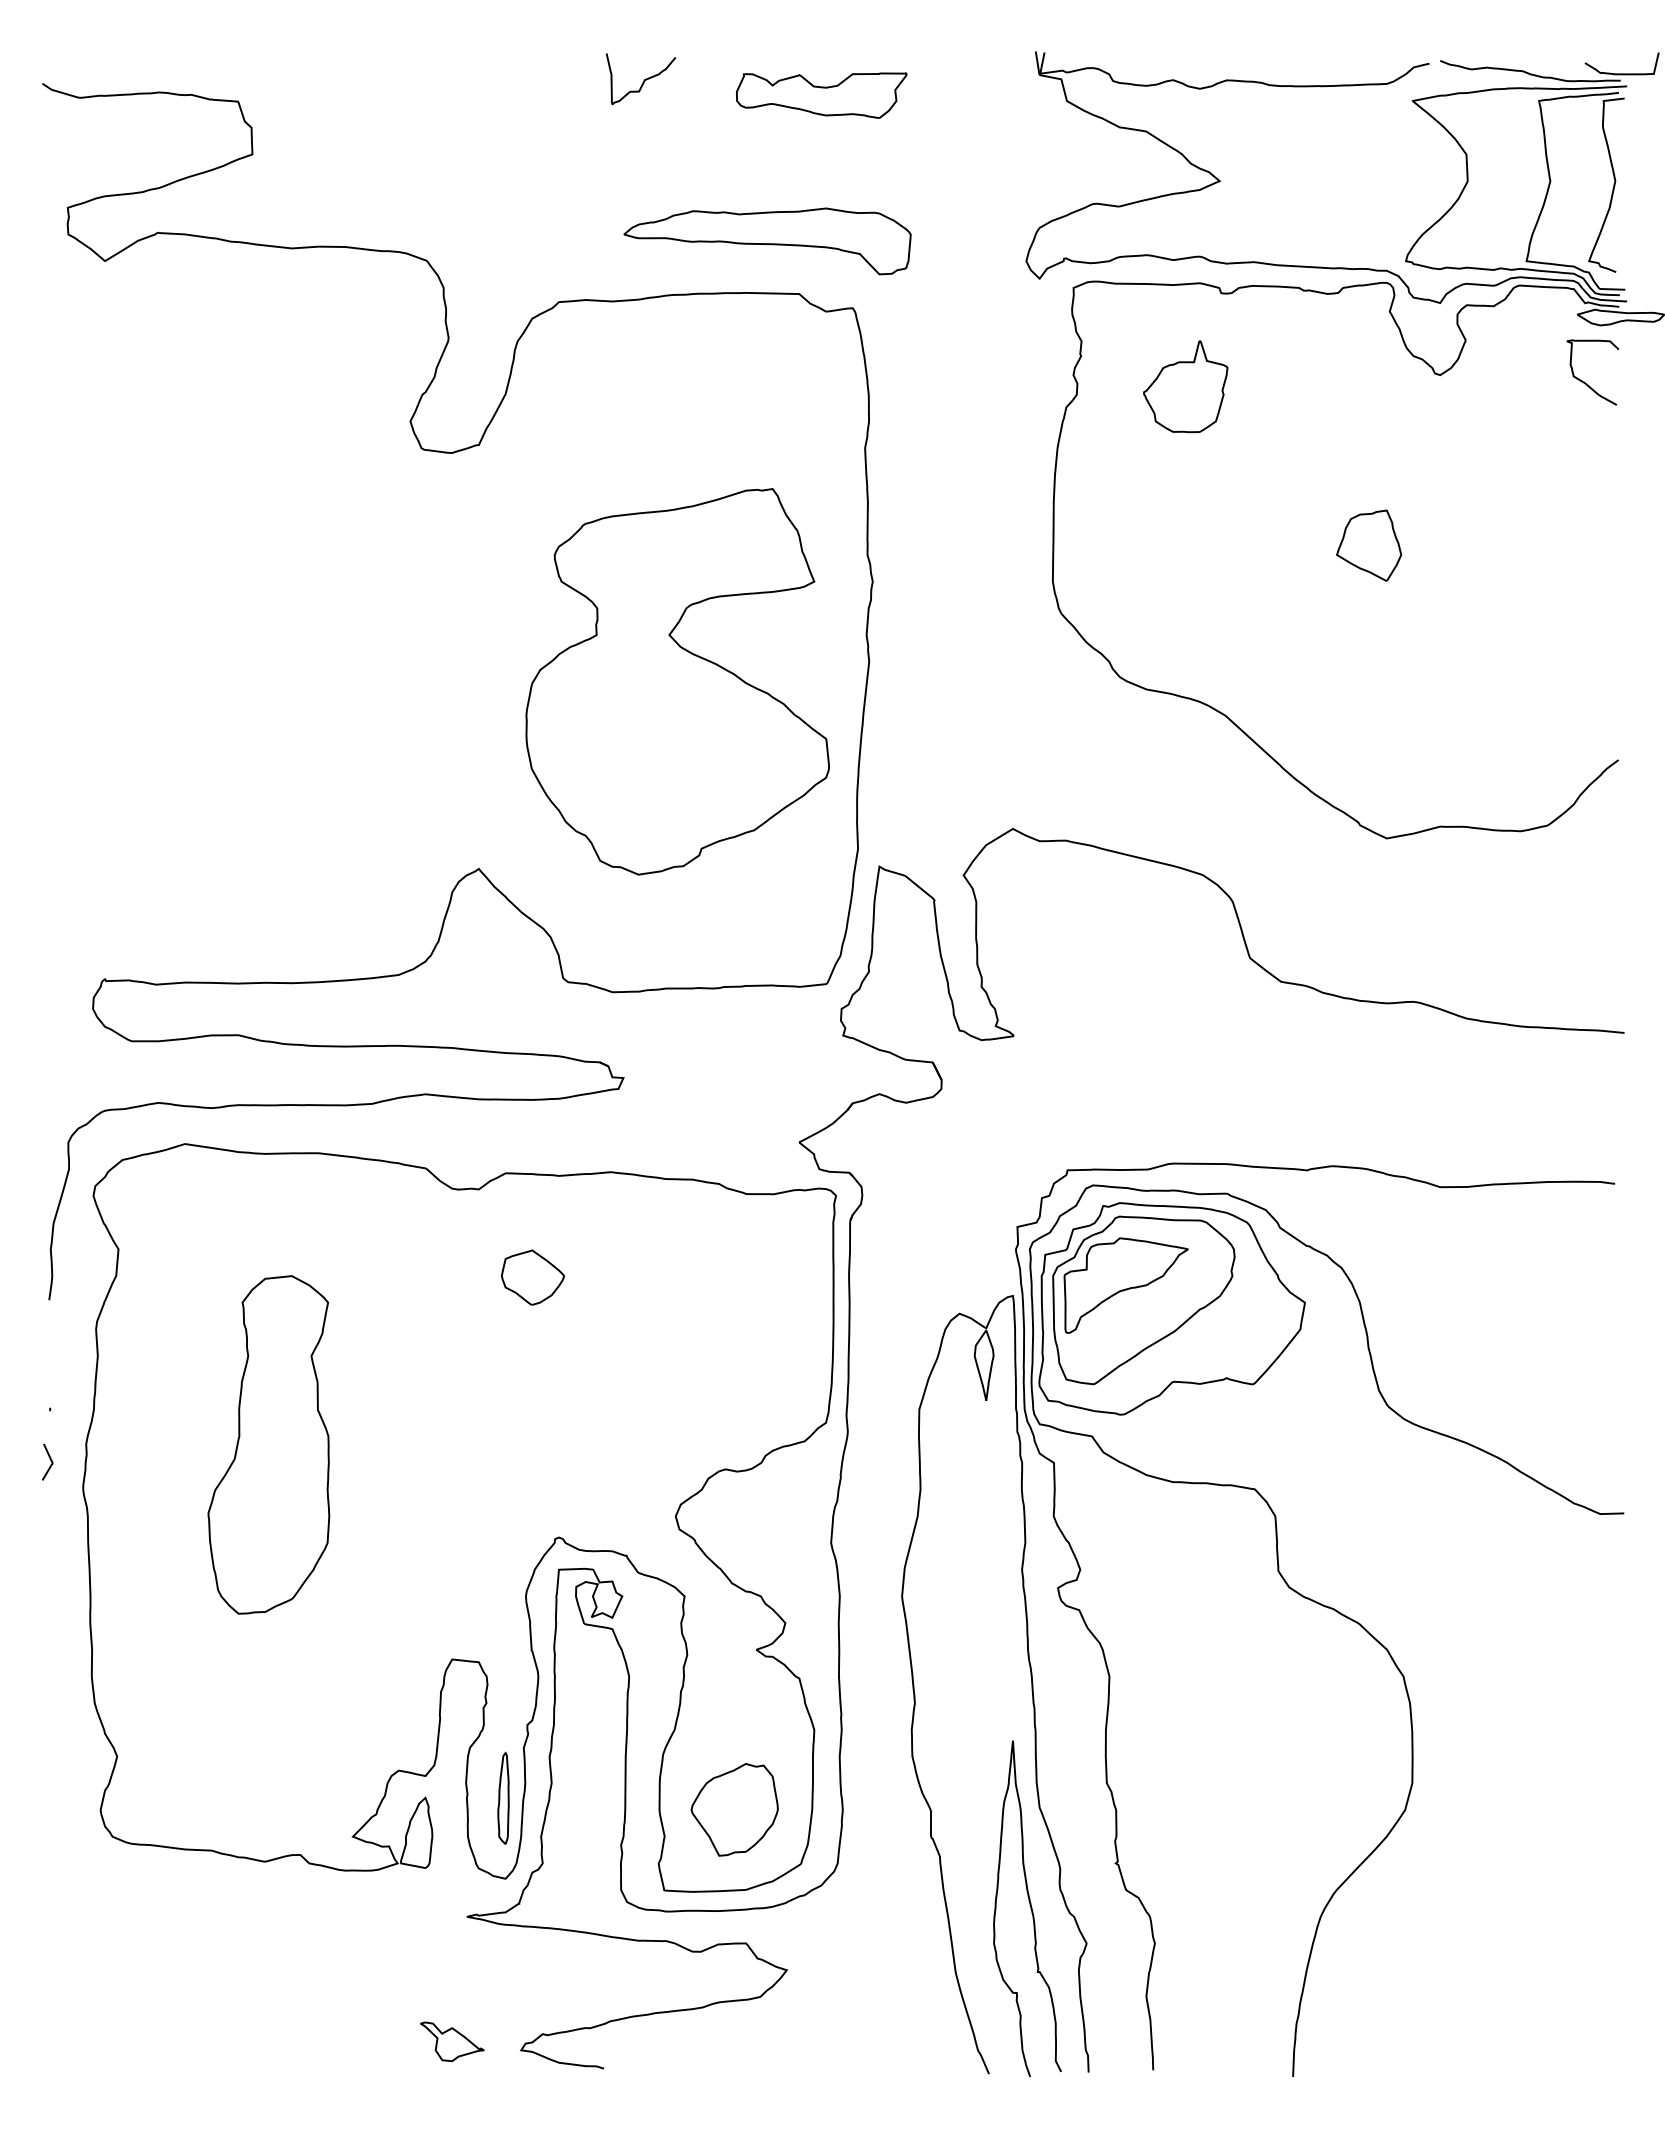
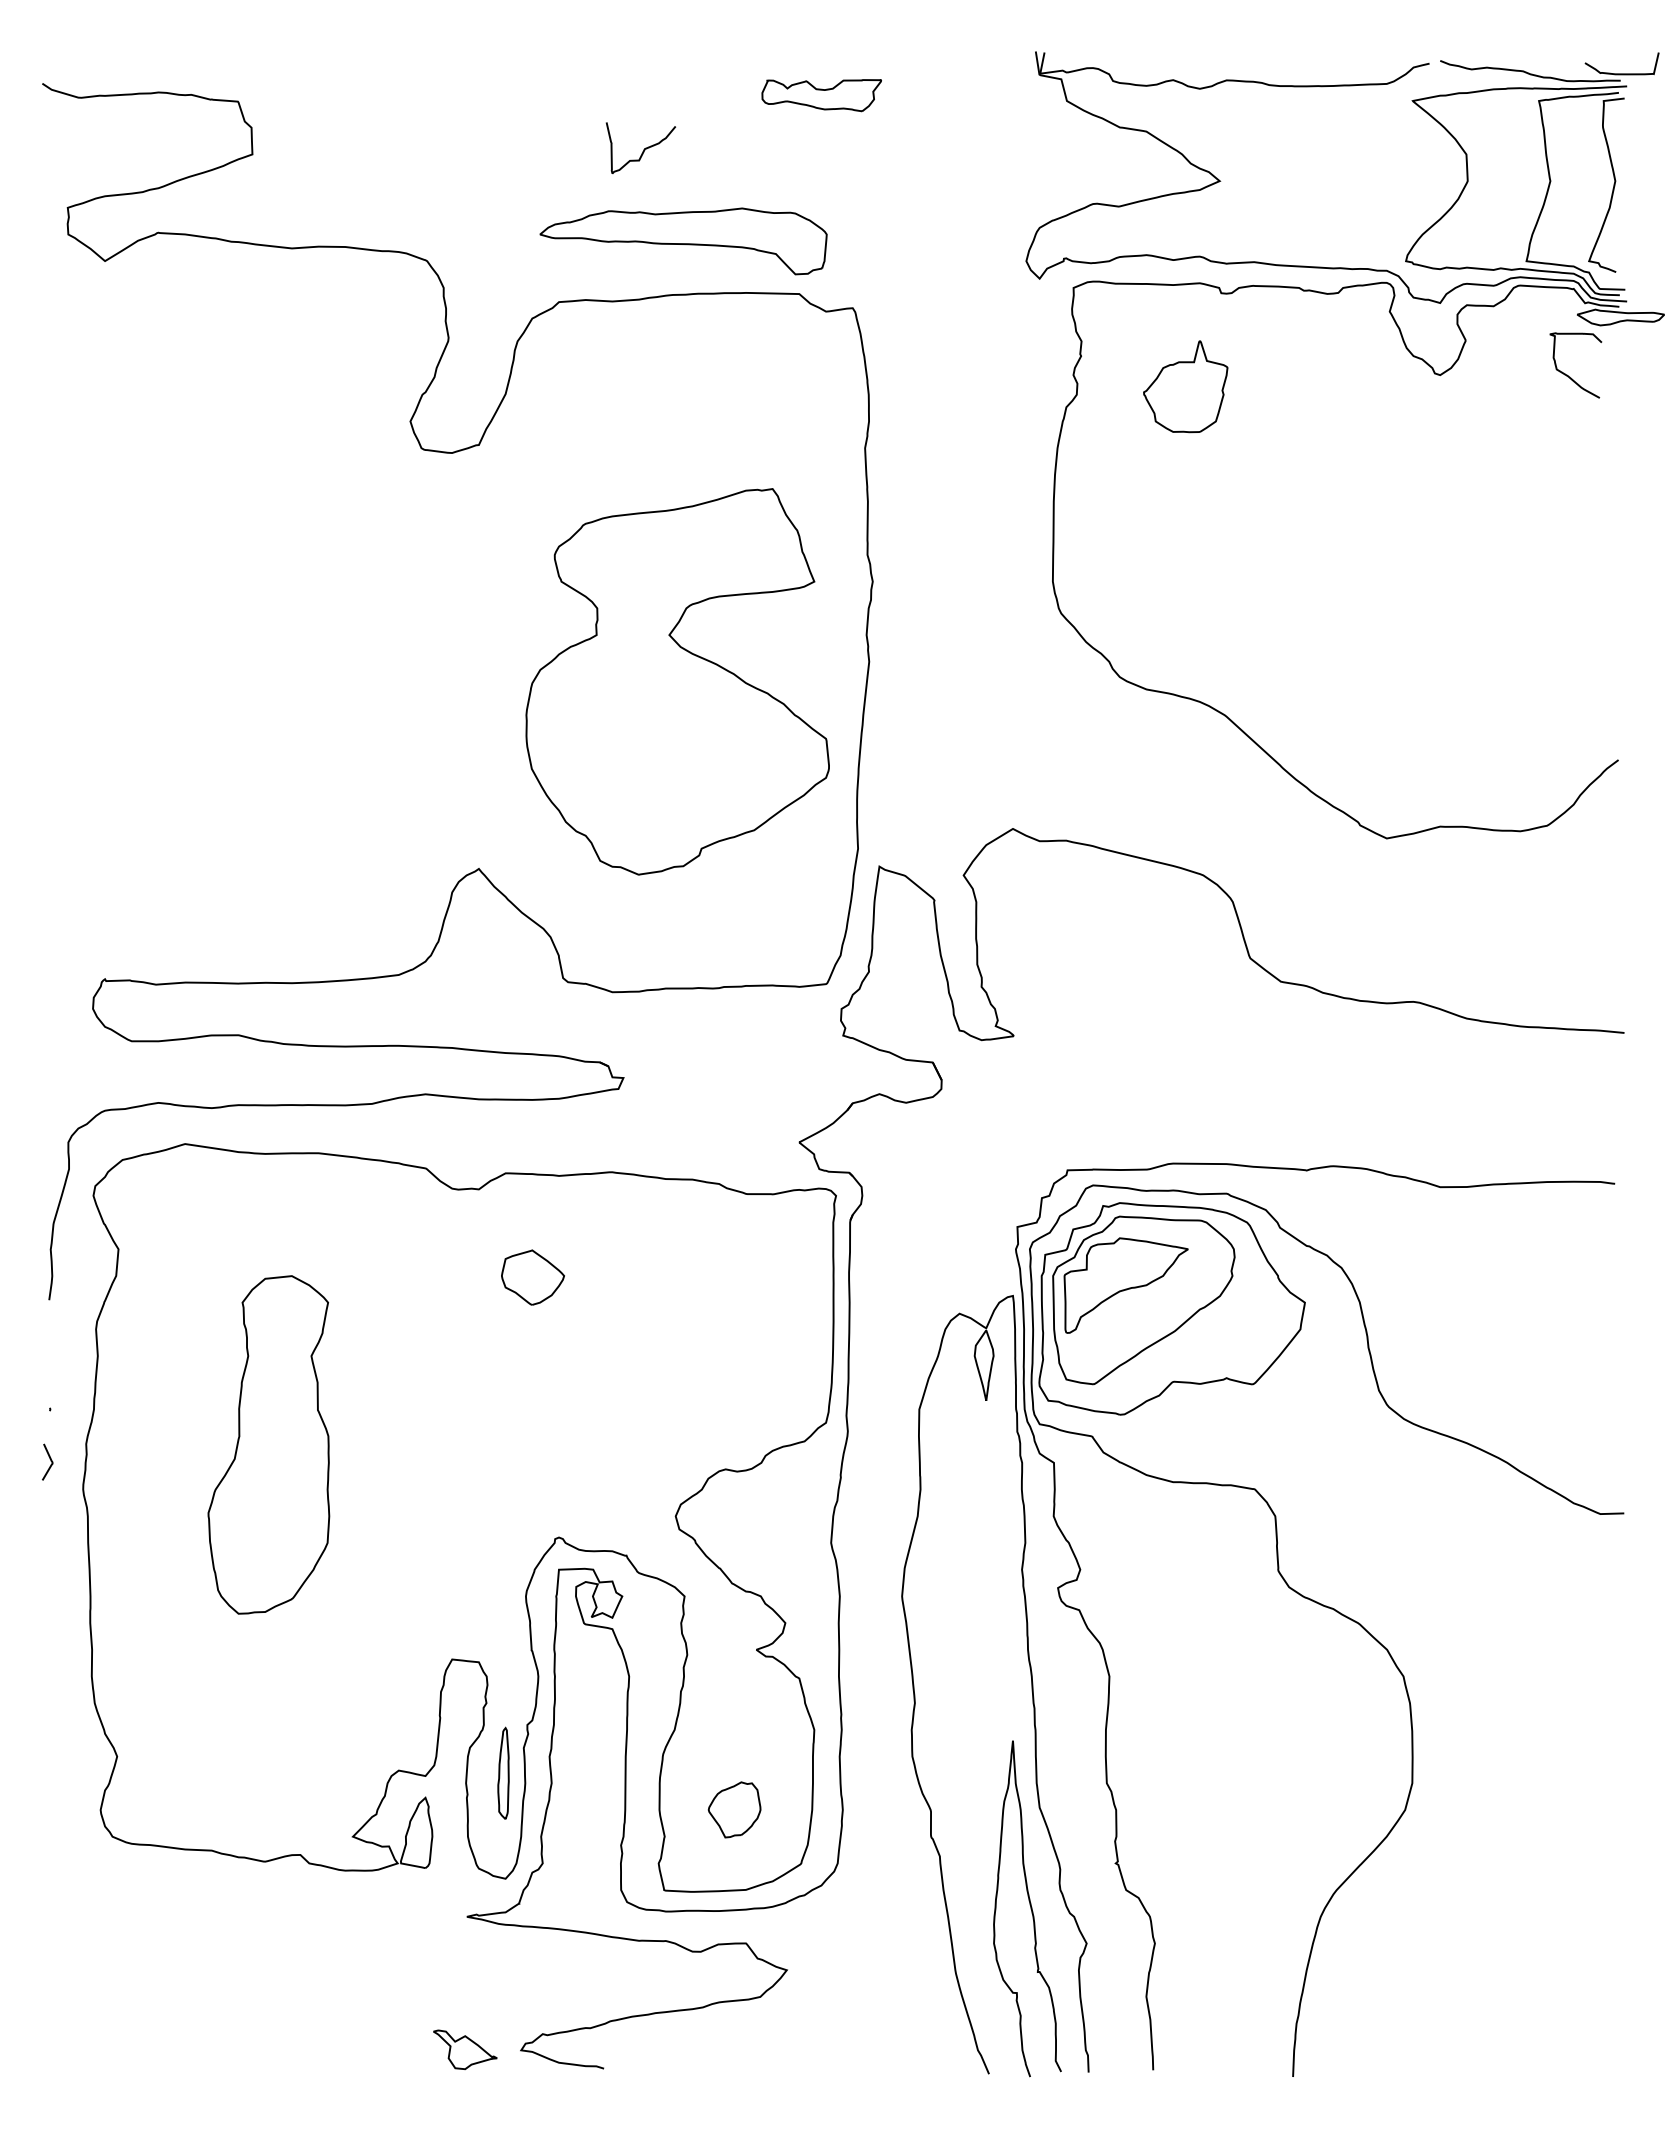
curve position: (643, 80) -> (643, 149) (643, 149)
part size: 172x47 px -> 121x34 px (821, 95)
part position: (767, 241) -> (683, 241) (683, 241)
curve position: (1584, 381) -> (1567, 374) (1567, 374)
part: present -> none (1369, 545)
part position: (503, 1797) -> (503, 1772) (503, 1772)
part size: 89x94 px -> 55x58 px (734, 1809)
part position: (452, 2041) -> (465, 2049) (465, 2049)
